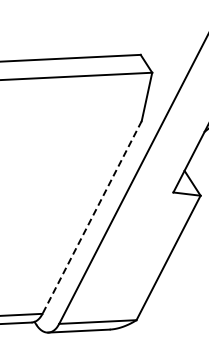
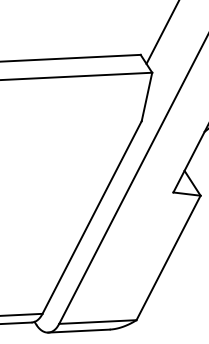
line: none -> present (162, 32)
line: dashed -> solid (91, 217)
